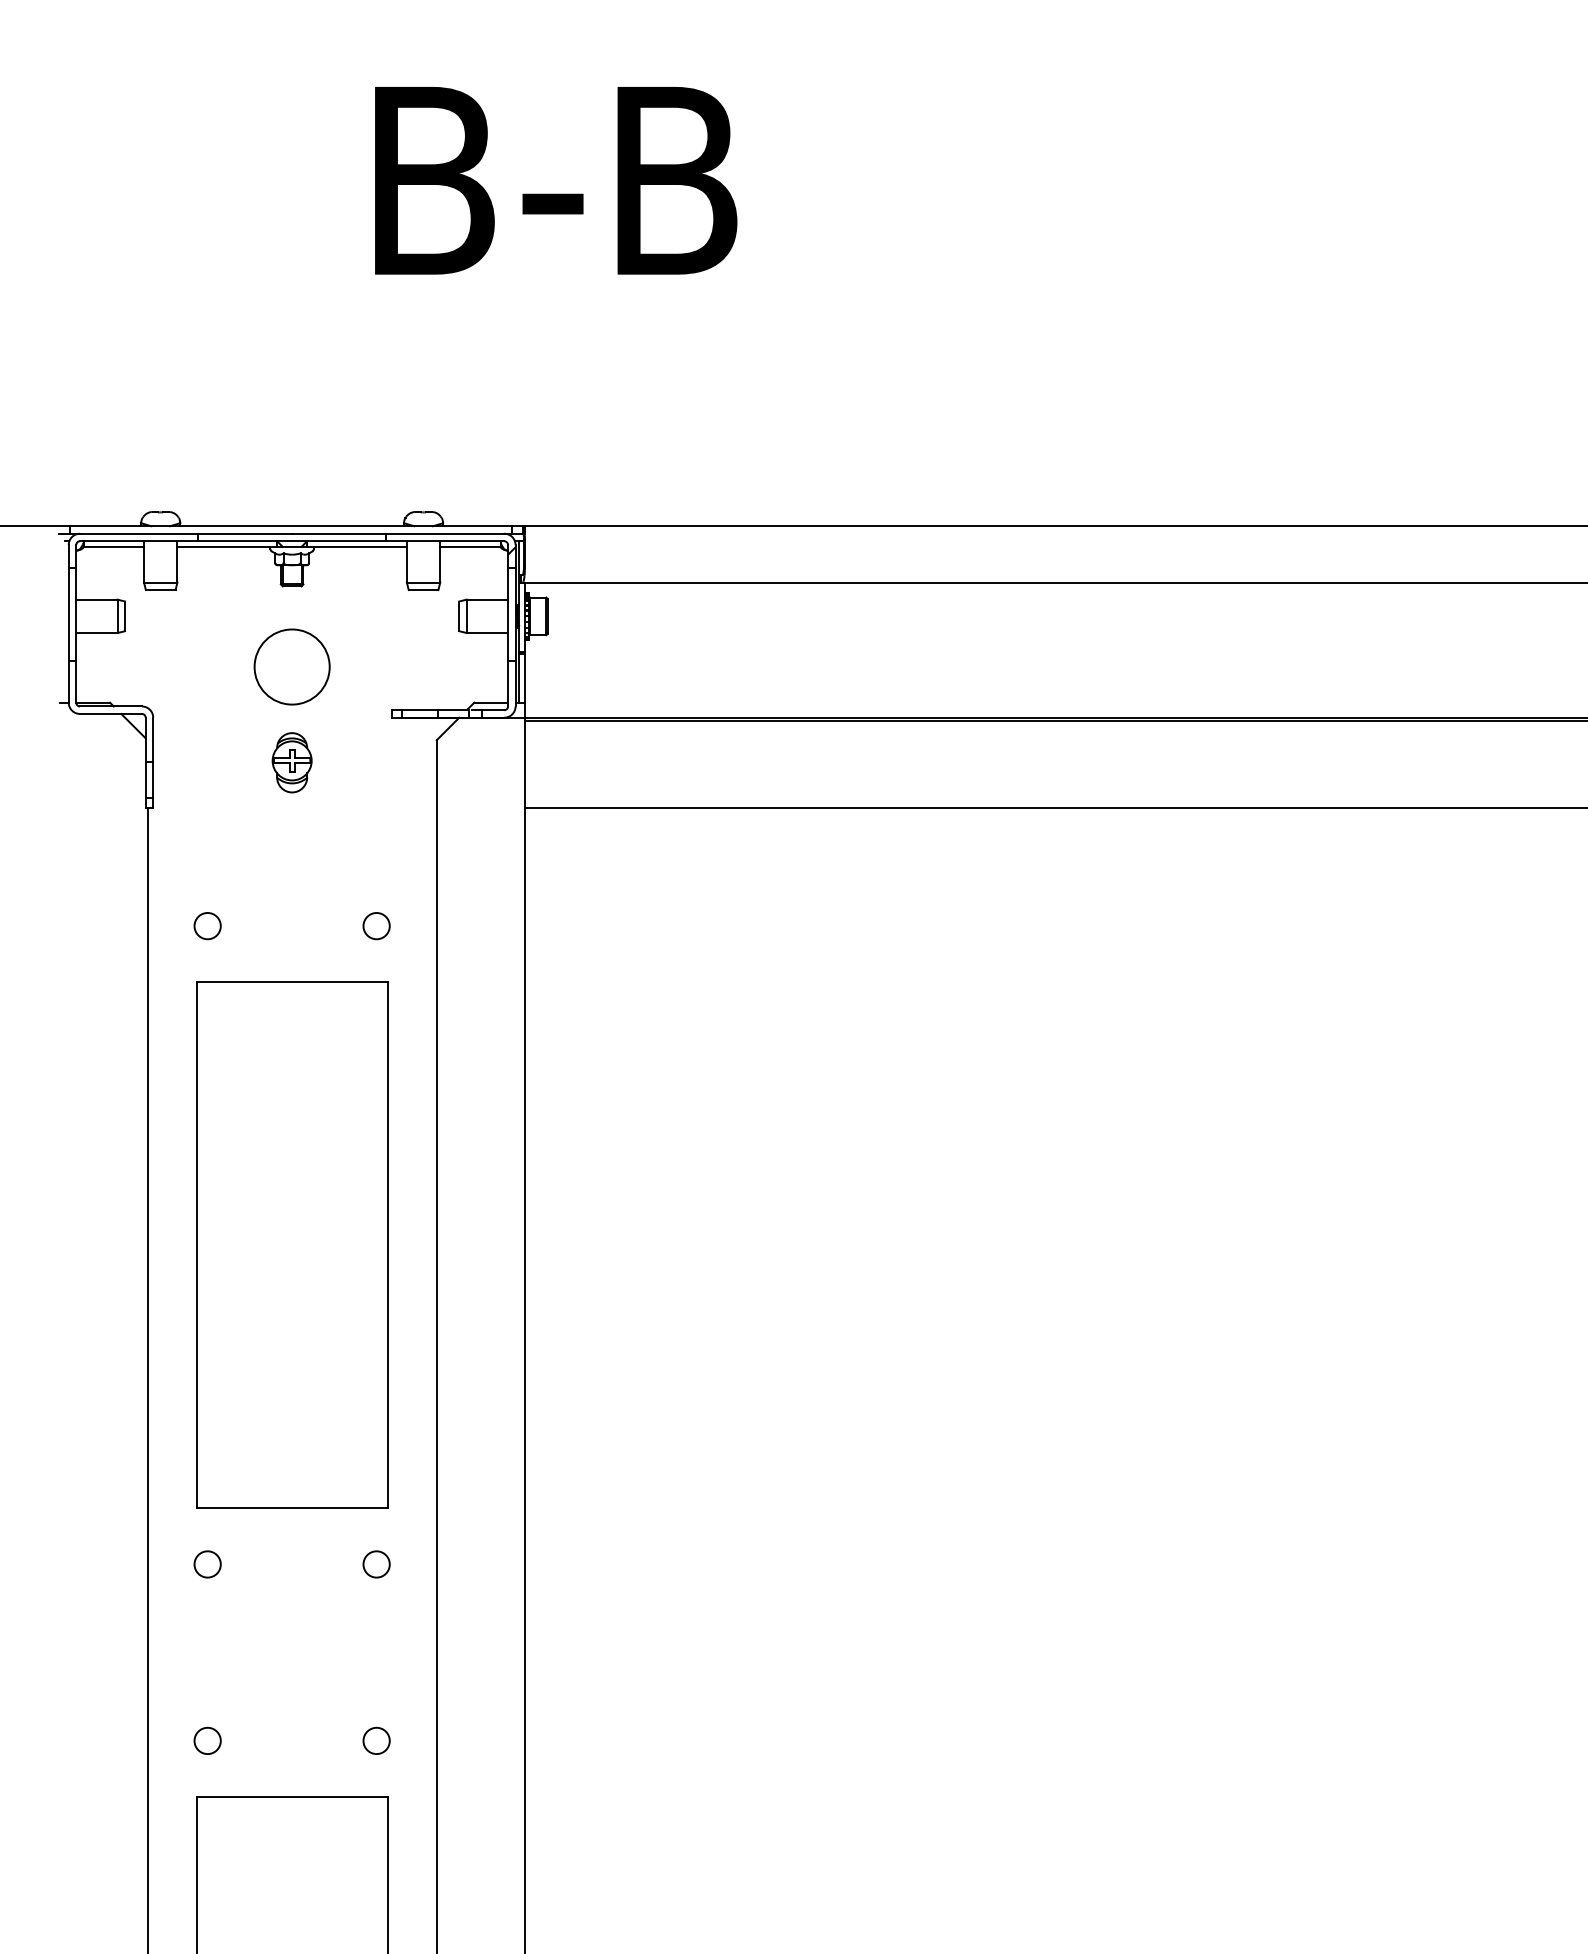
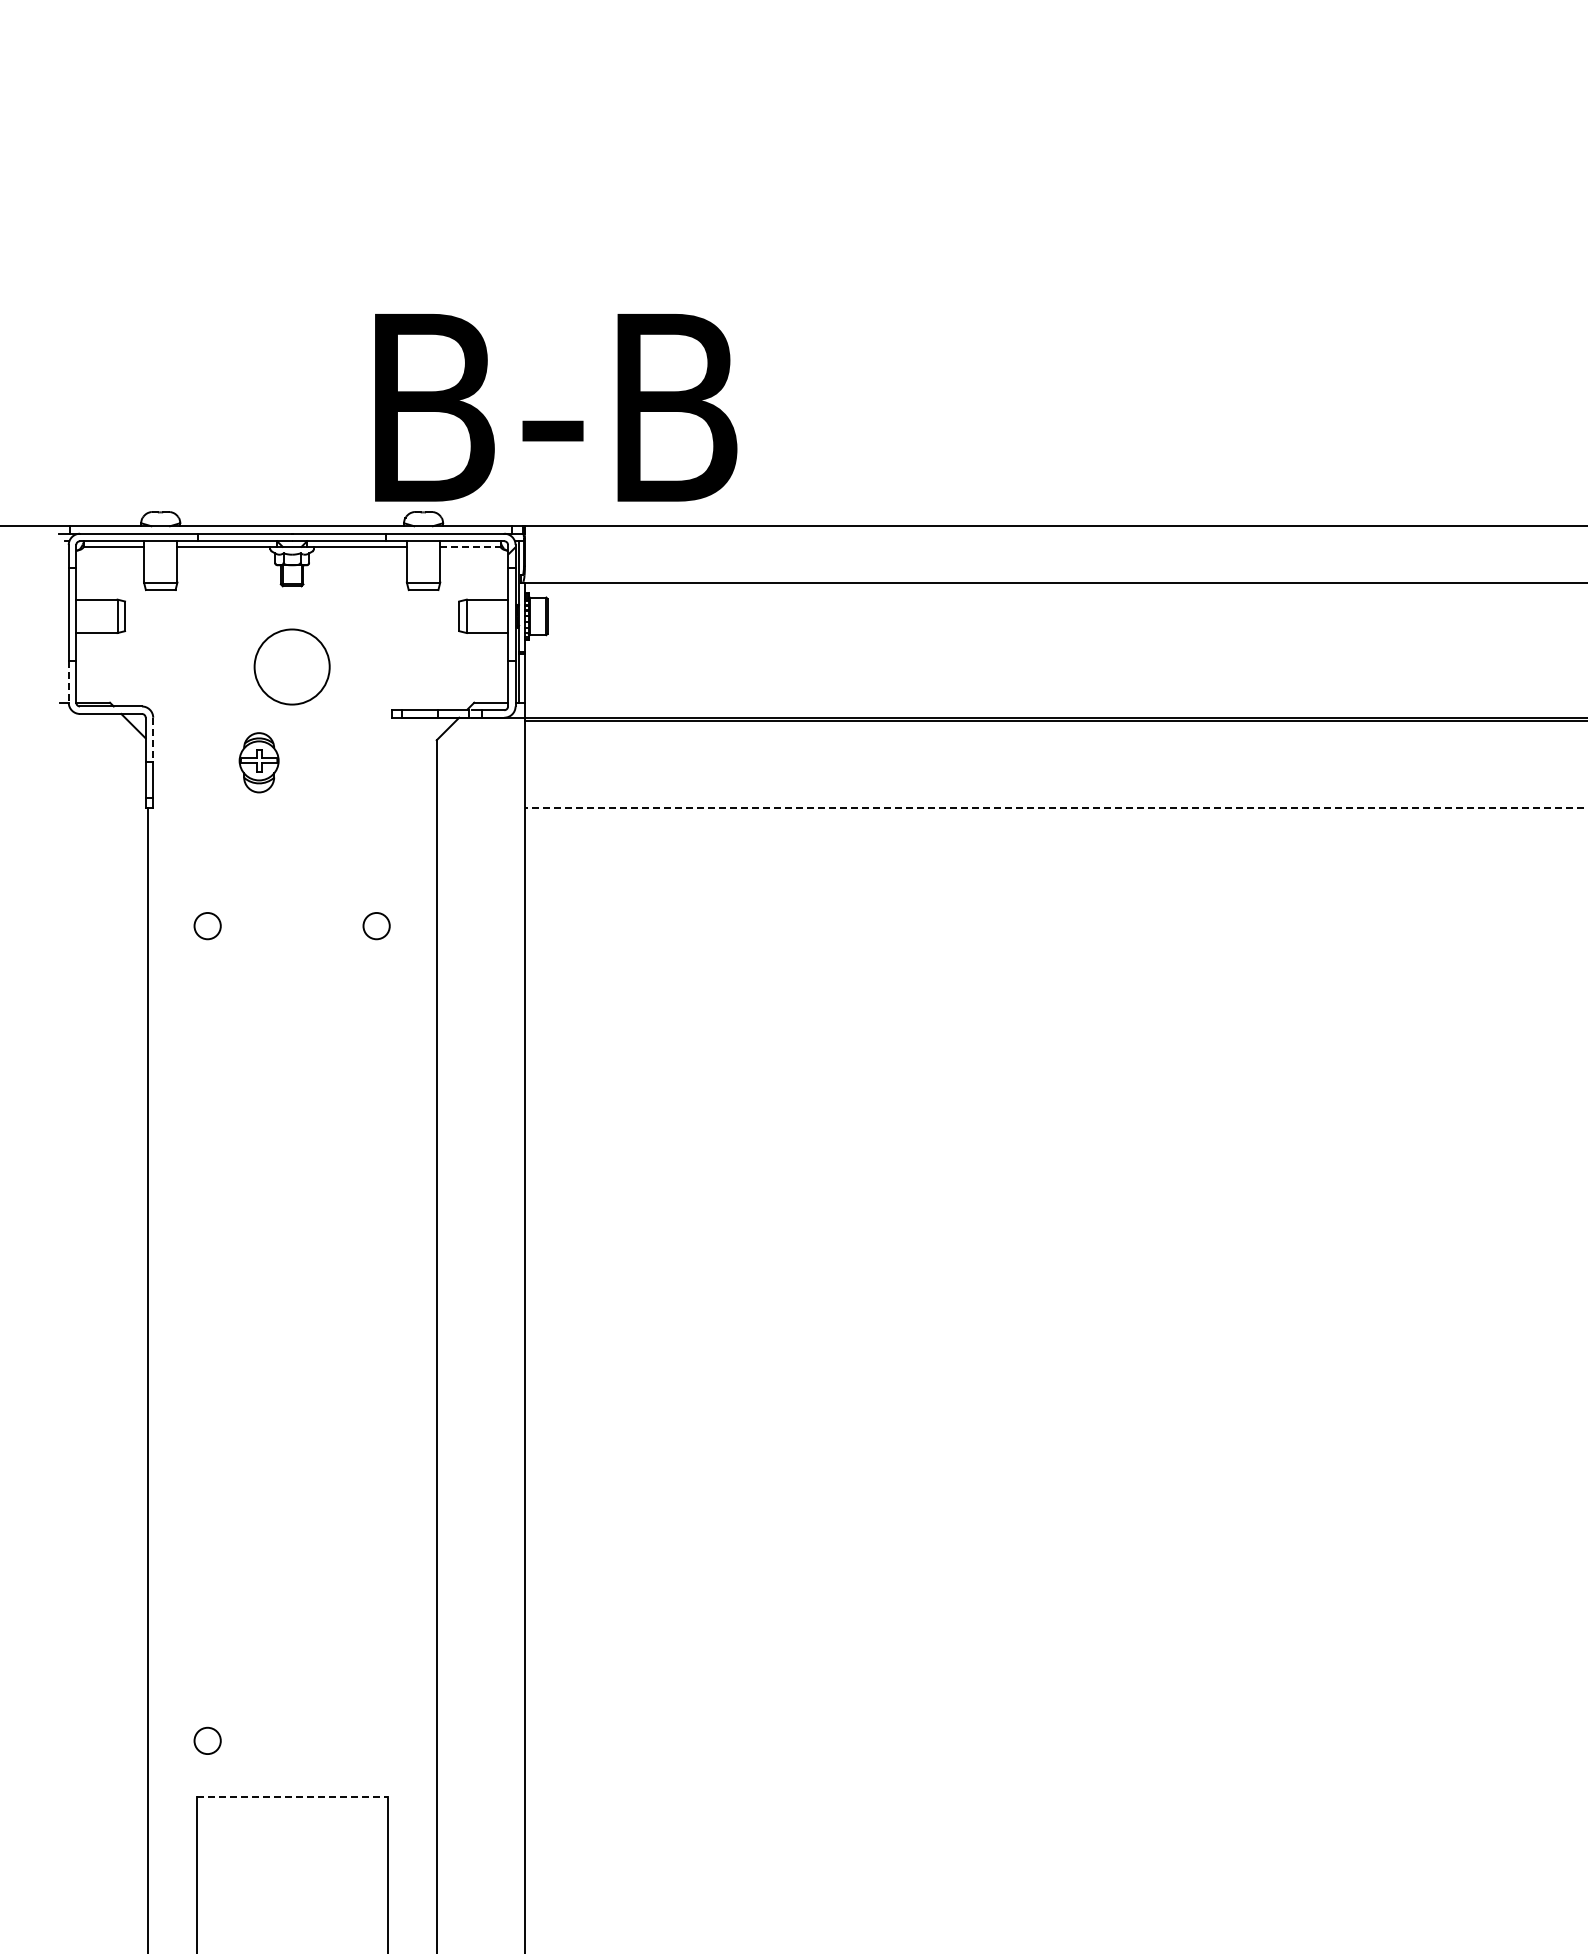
text position: (556, 180) -> (556, 407) (556, 407)
line: solid -> dashed (470, 546)
line: solid -> dashed (68, 682)
line: solid -> dashed (153, 740)
part position: (291, 762) -> (258, 762) (258, 762)
line: solid -> dashed (1055, 807)
part: present -> none (292, 1244)
circle: present -> none (207, 1564)
circle: present -> none (376, 1564)
circle: present -> none (376, 1740)
line: solid -> dashed (292, 1797)
